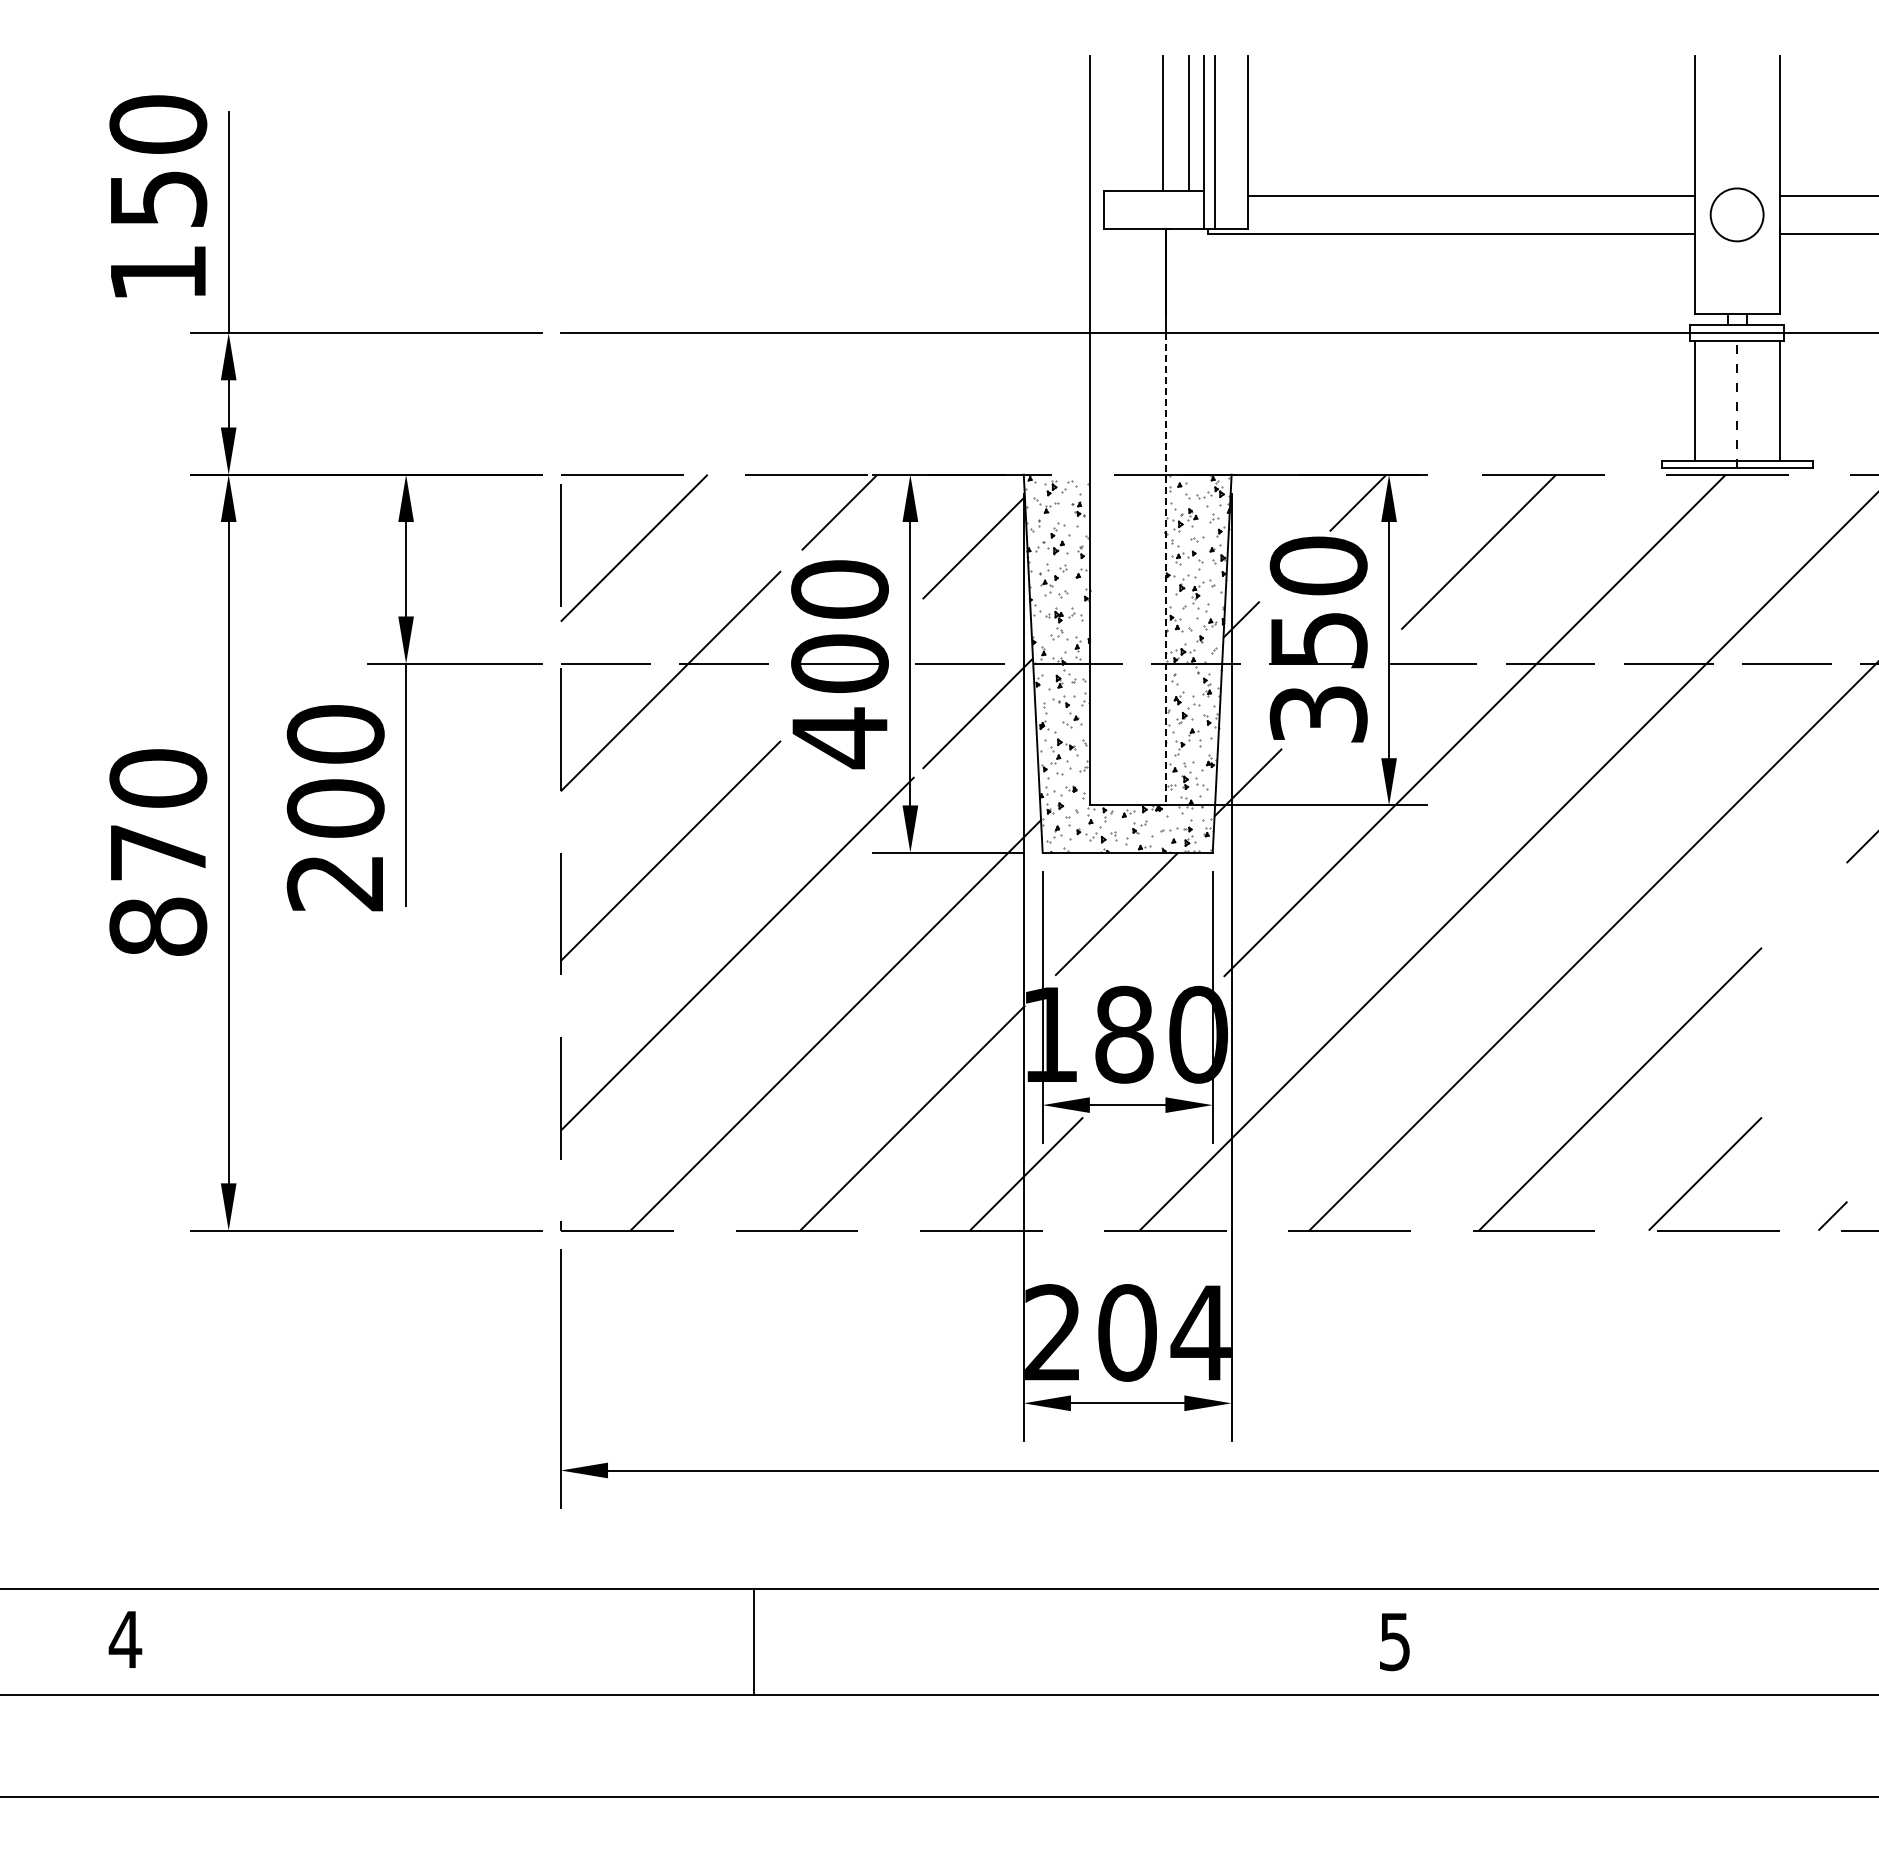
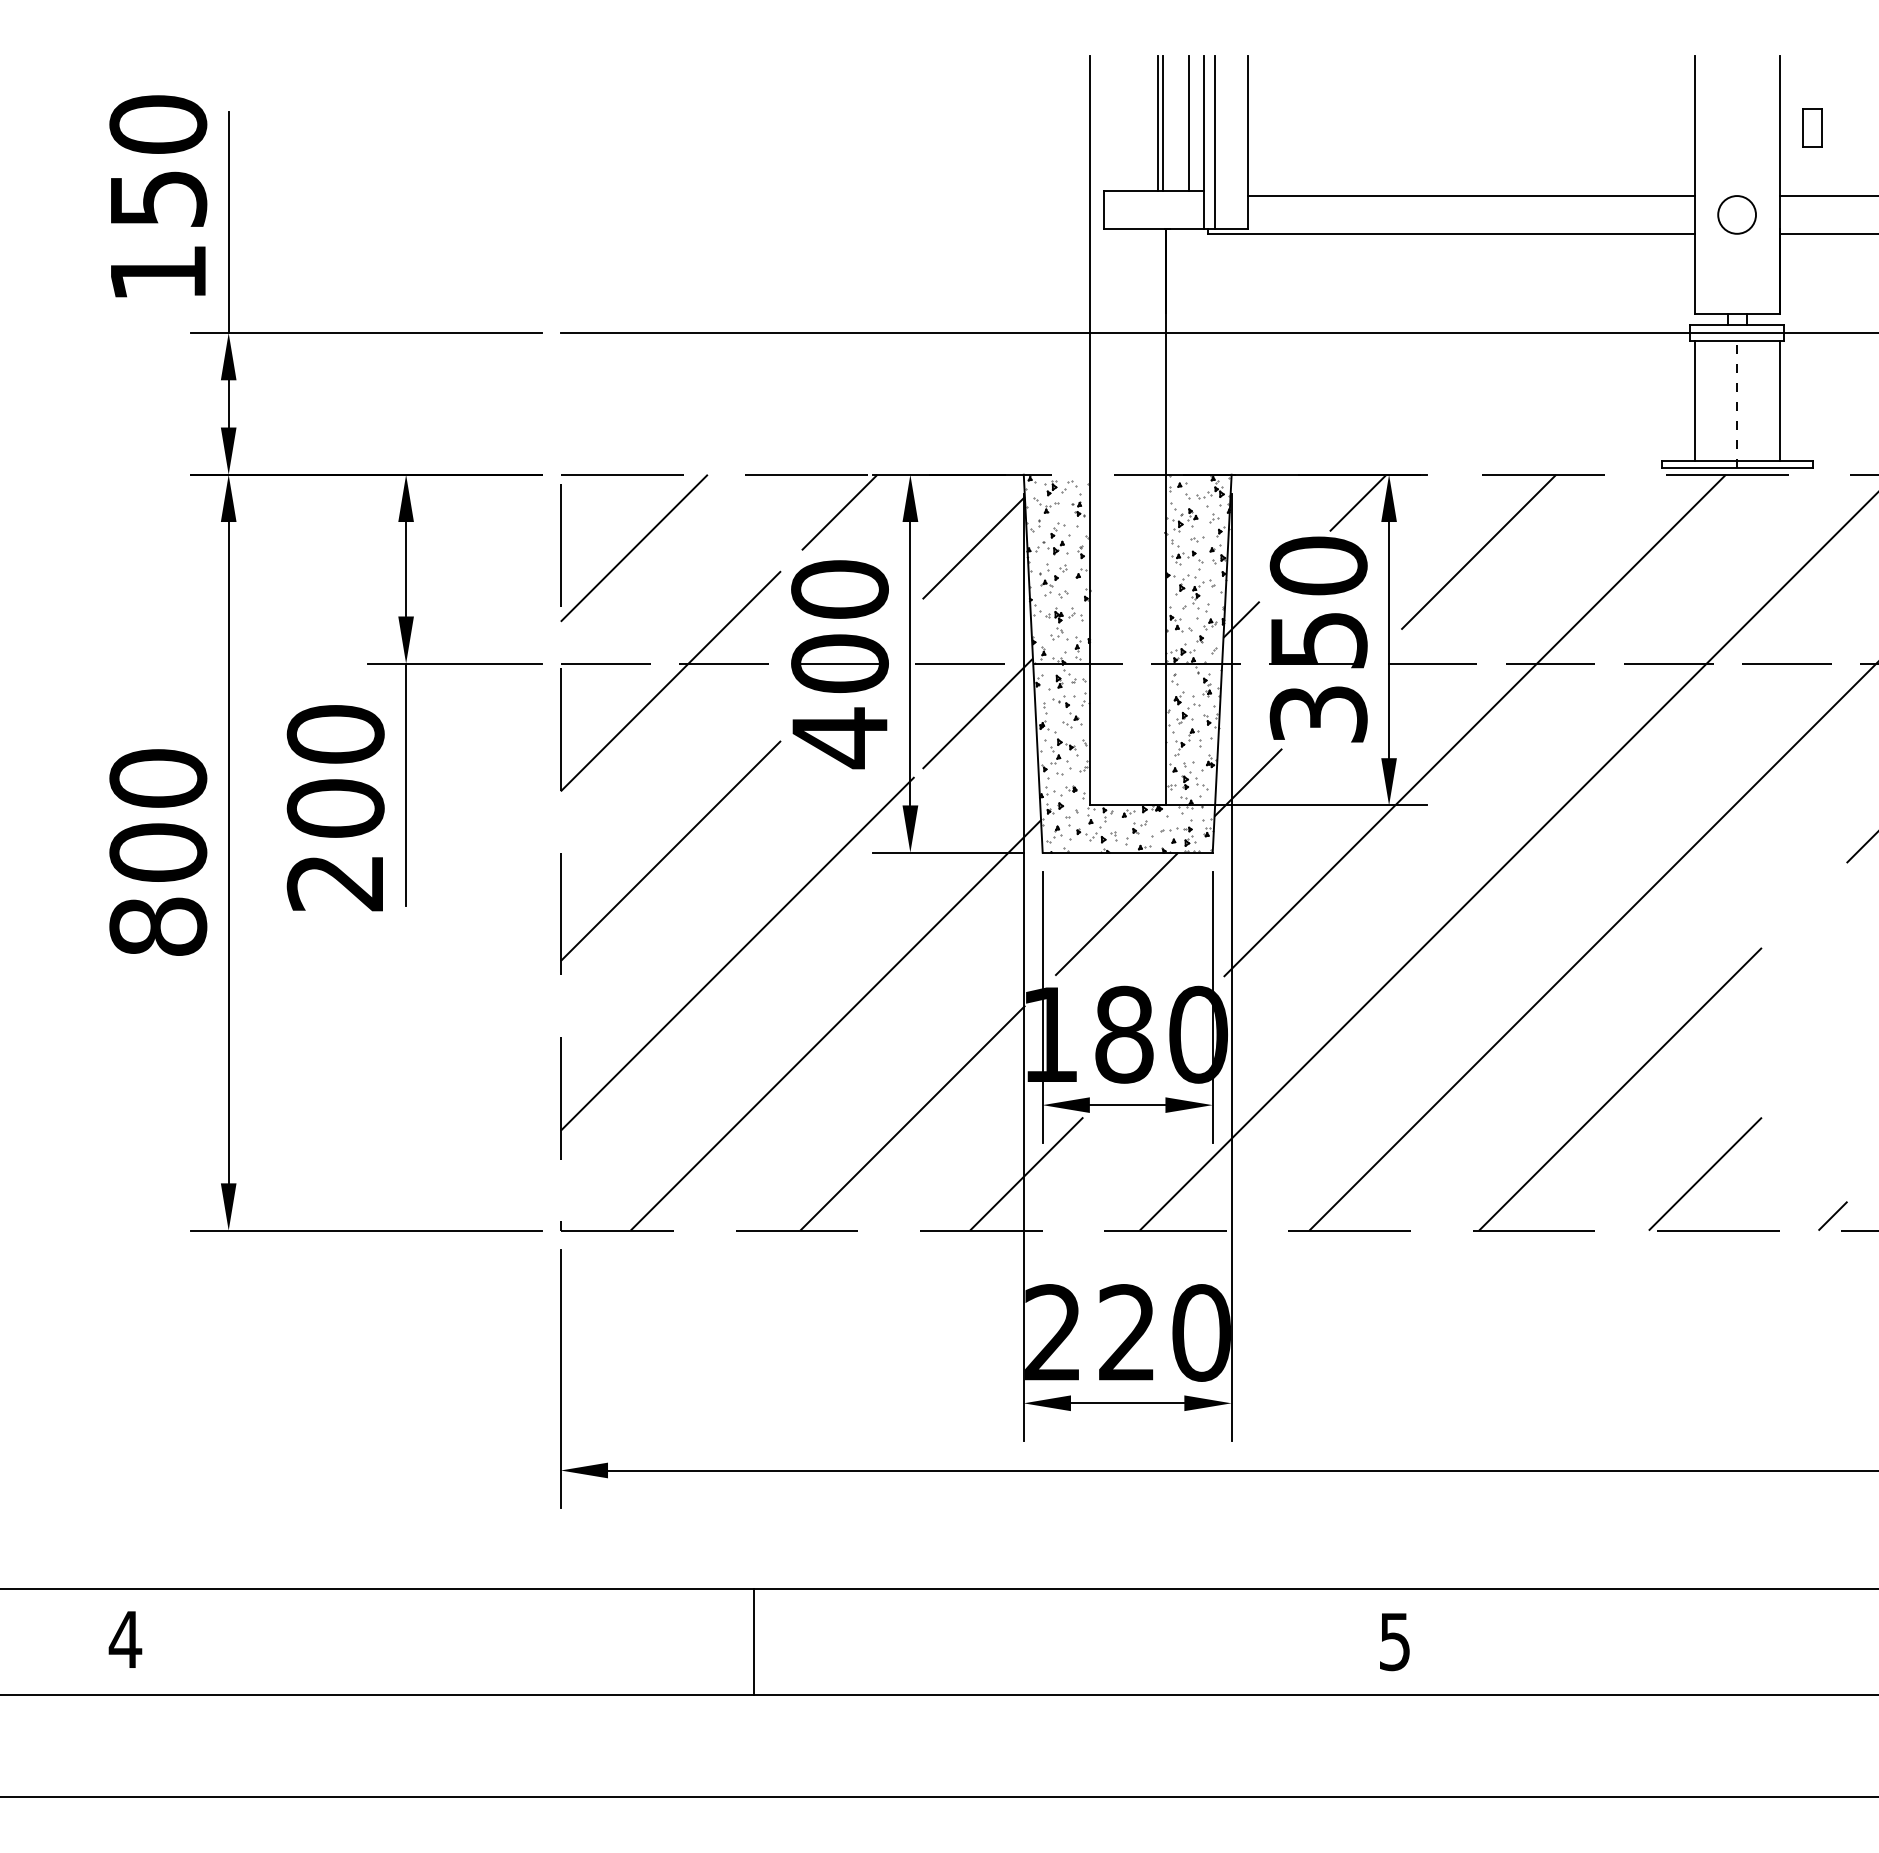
line: none -> present (1157, 123)
part: none -> present (1812, 127)
circle size: 56x56 px -> 40x40 px (1736, 214)
line: dashed -> solid (1165, 569)
text: 870 -> 800 (158, 852)
text: 204 -> 220 (1164, 1332)
